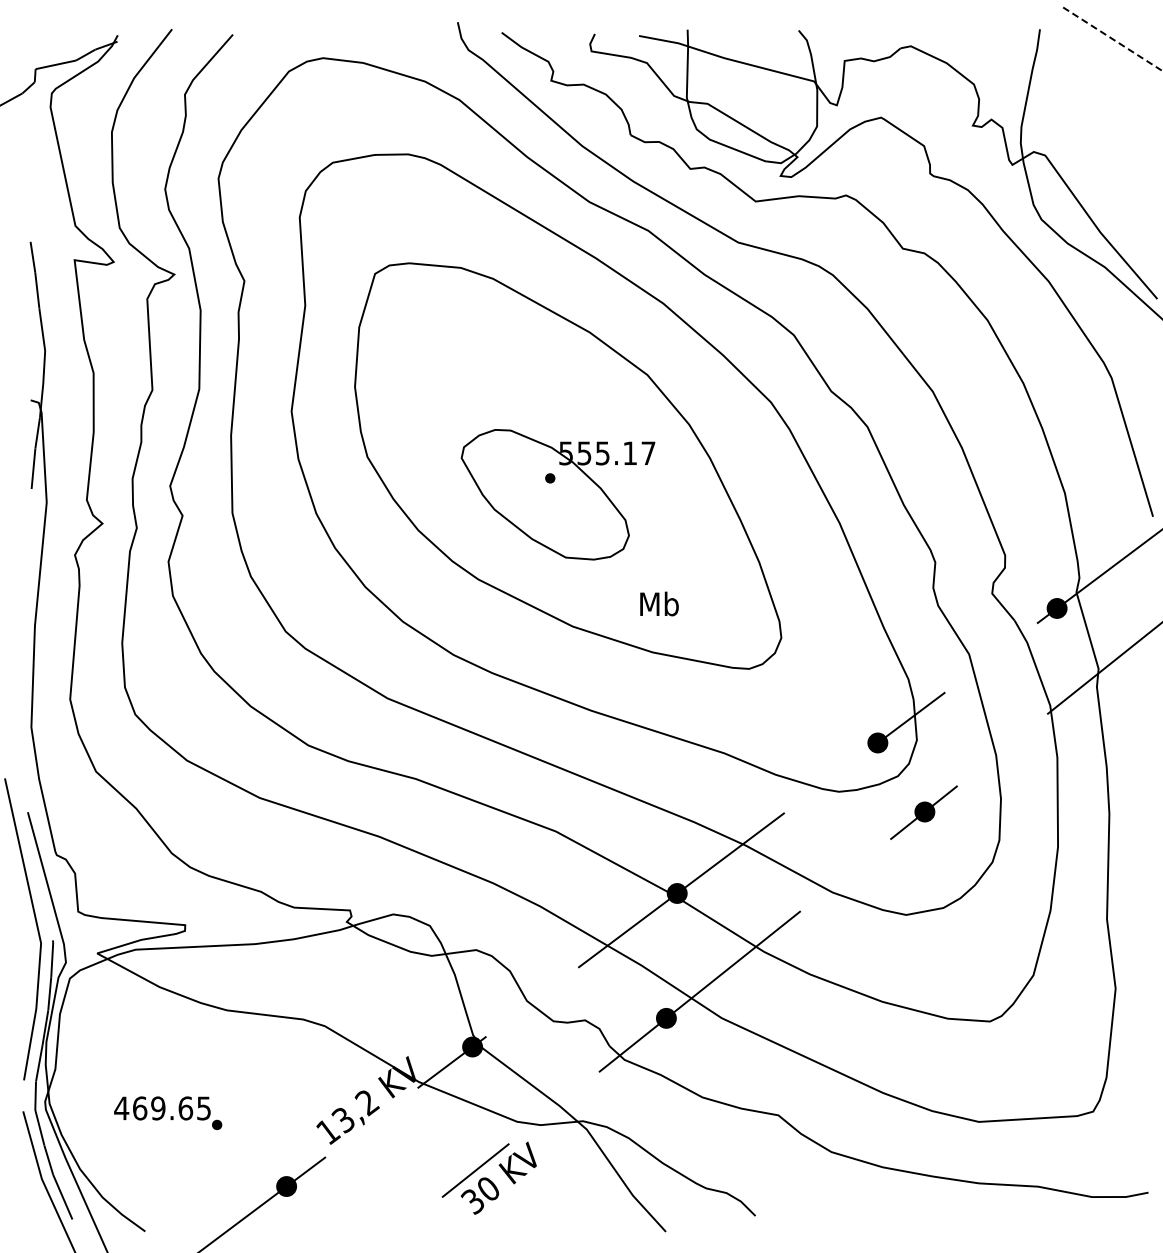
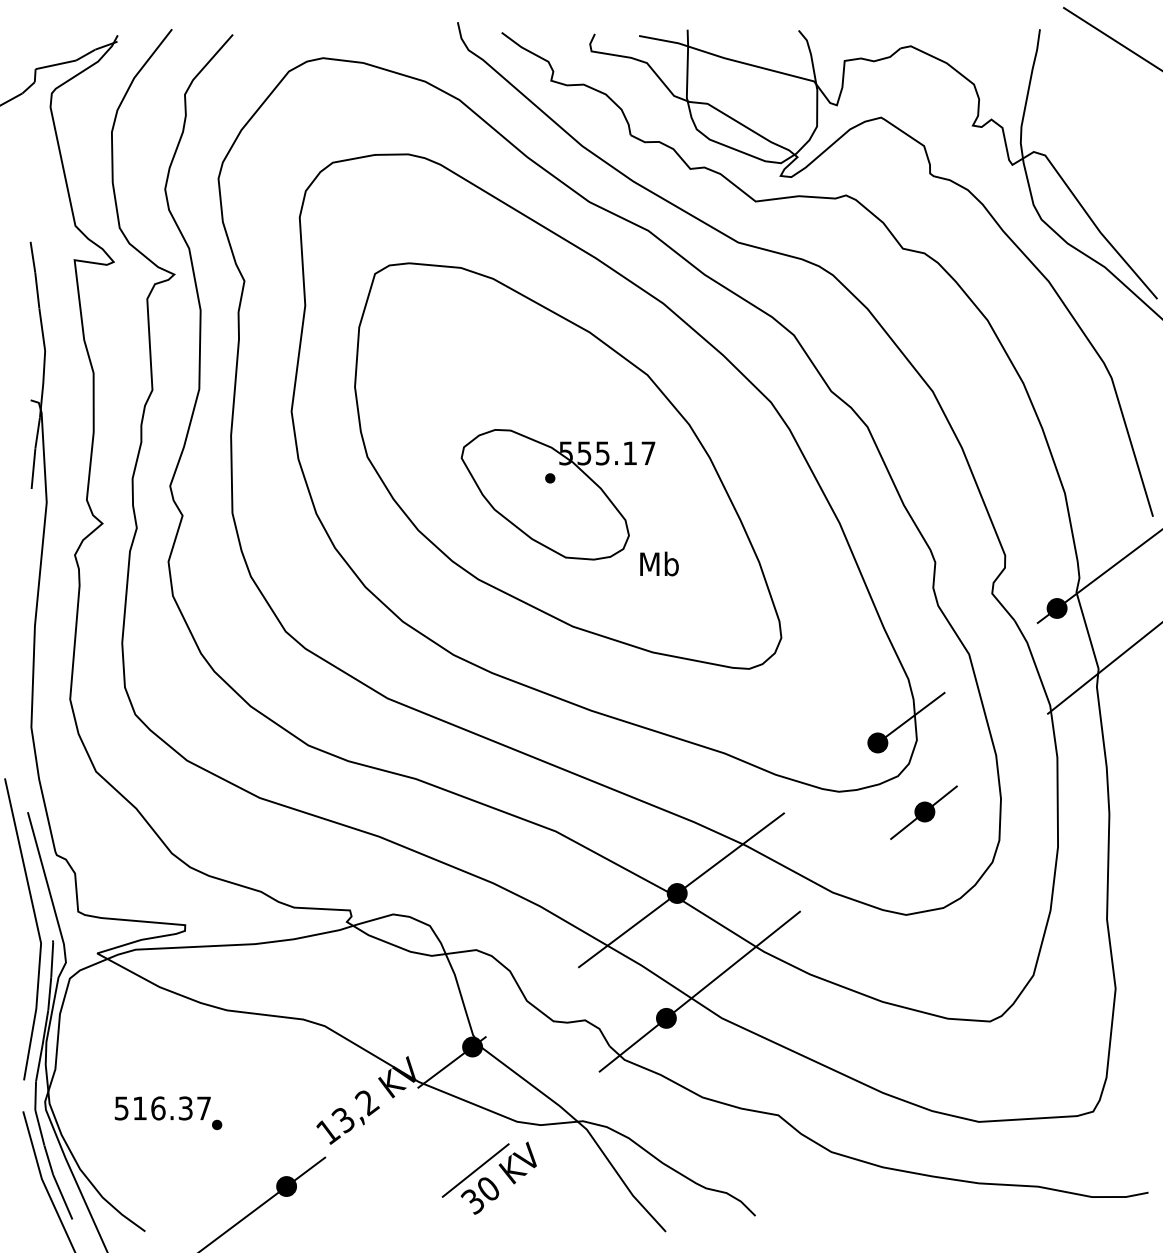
line: dashed -> solid (1112, 39)
text position: (659, 603) -> (659, 563) (659, 563)
text: 469.65 -> 516.37 (162, 1108)
